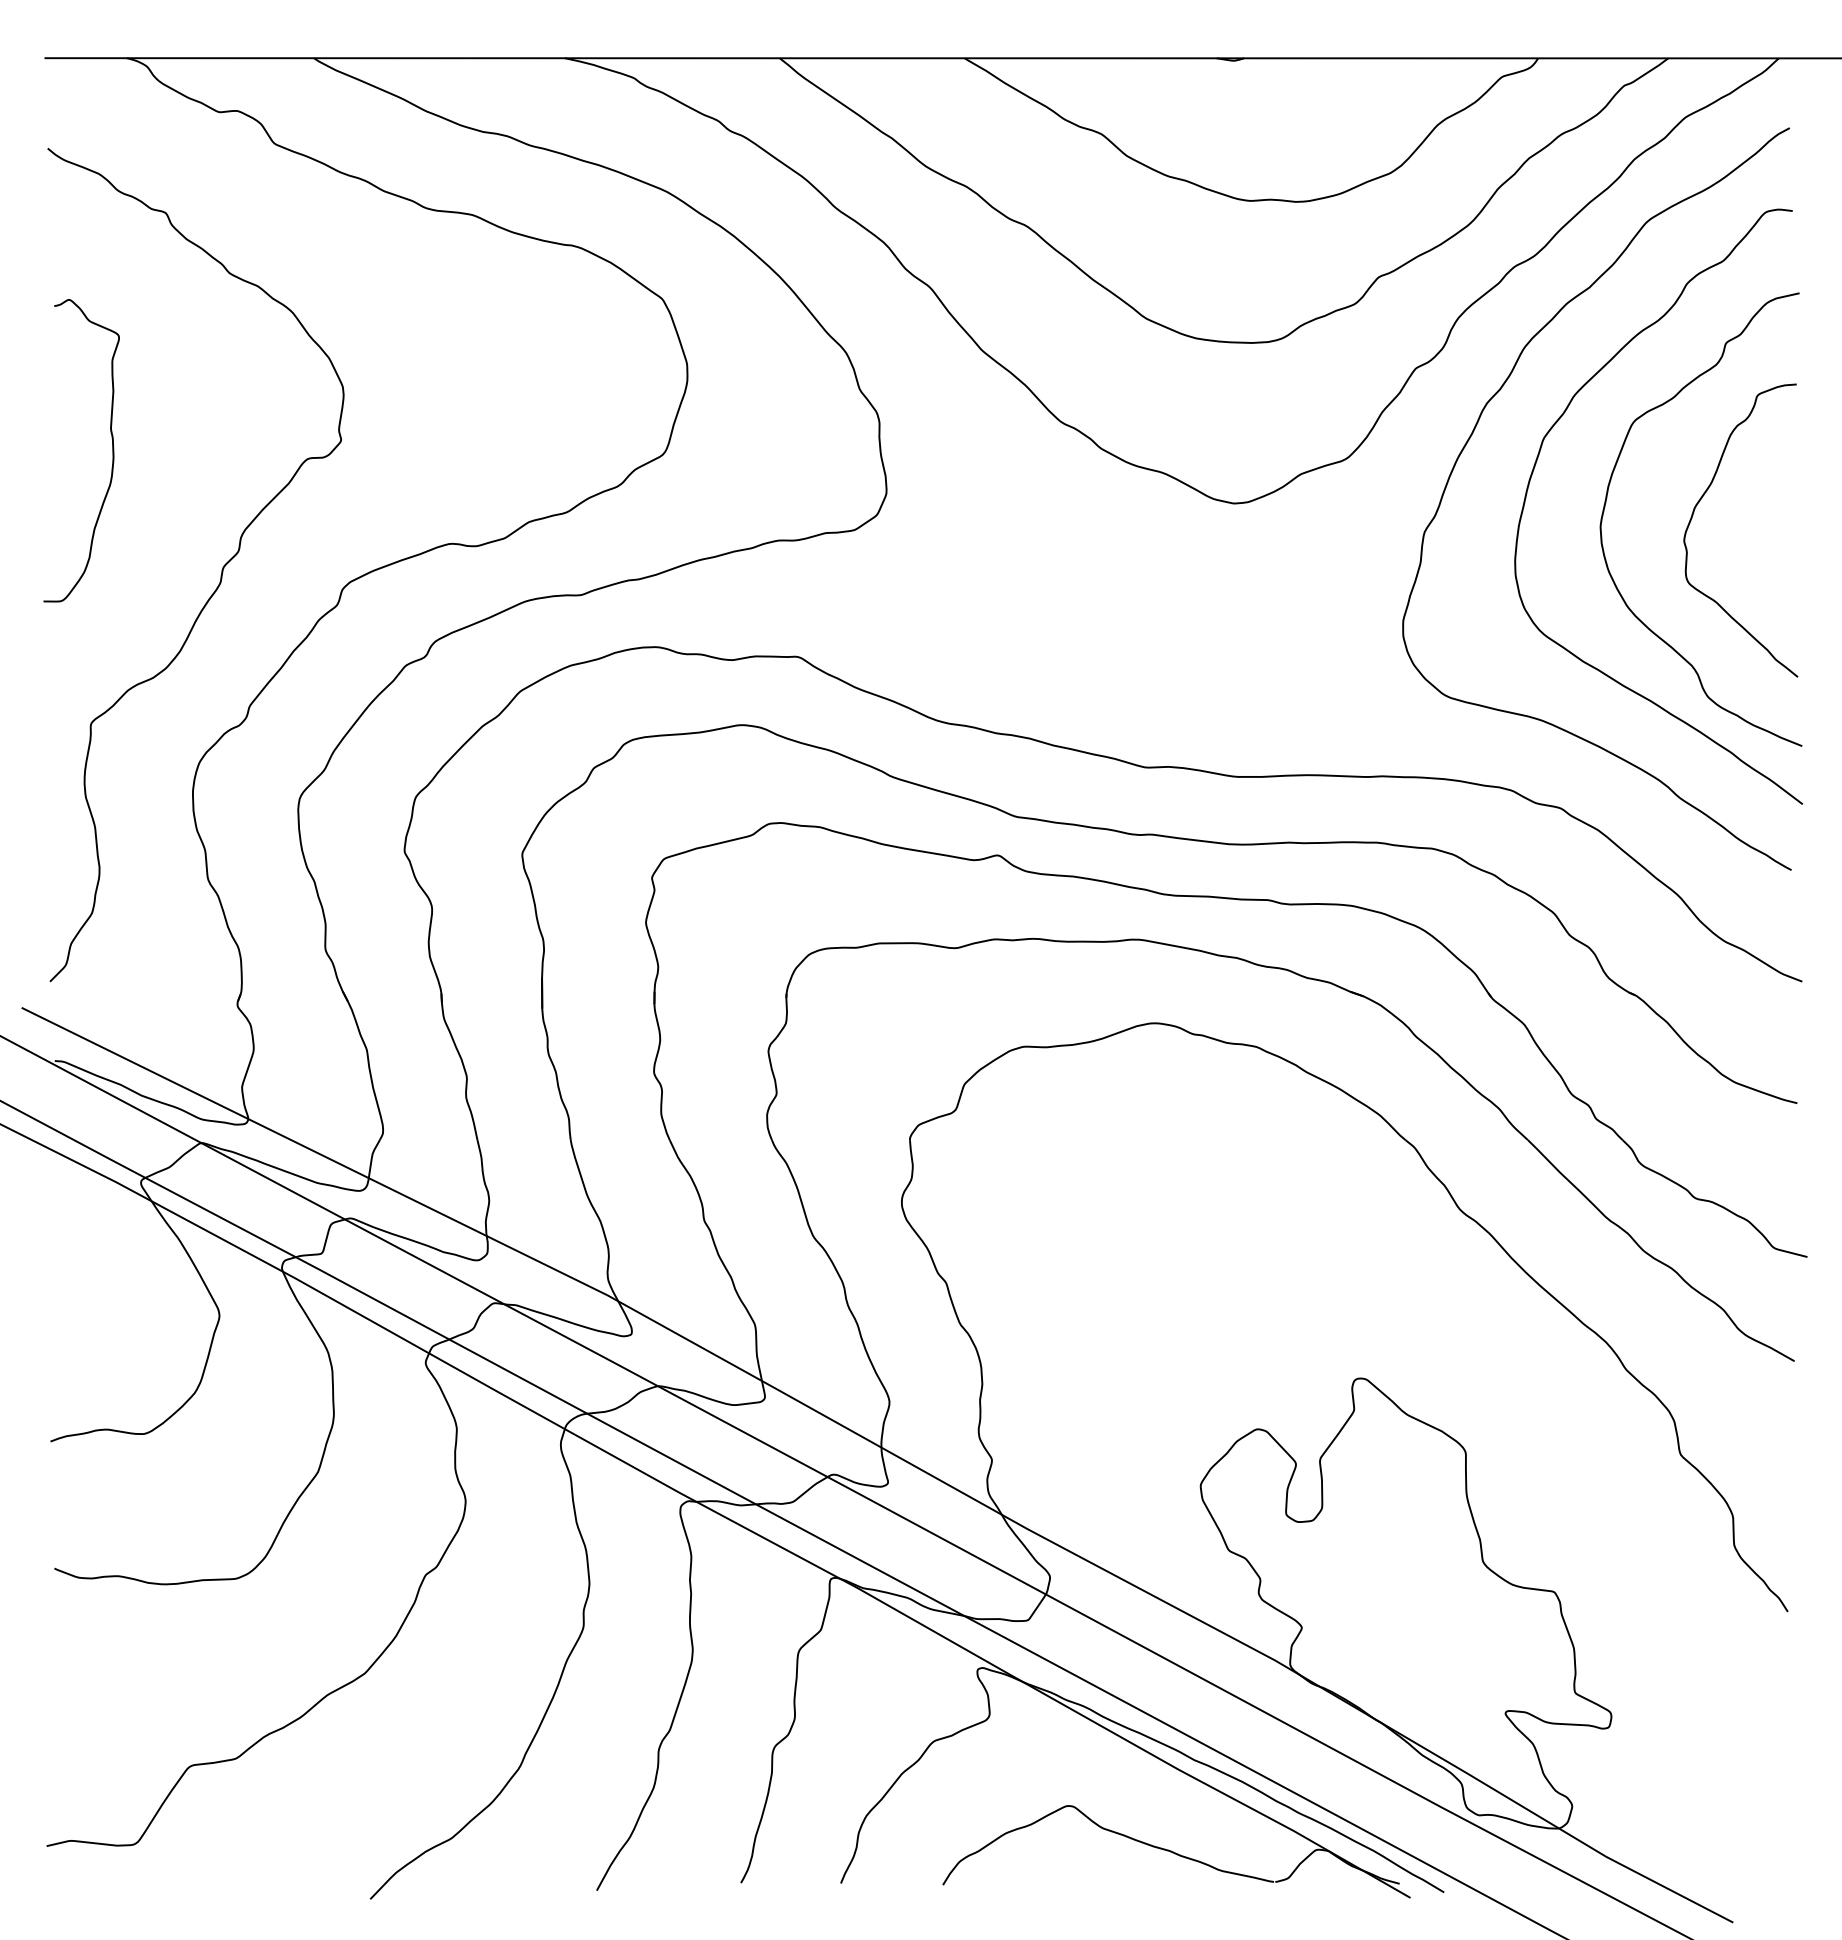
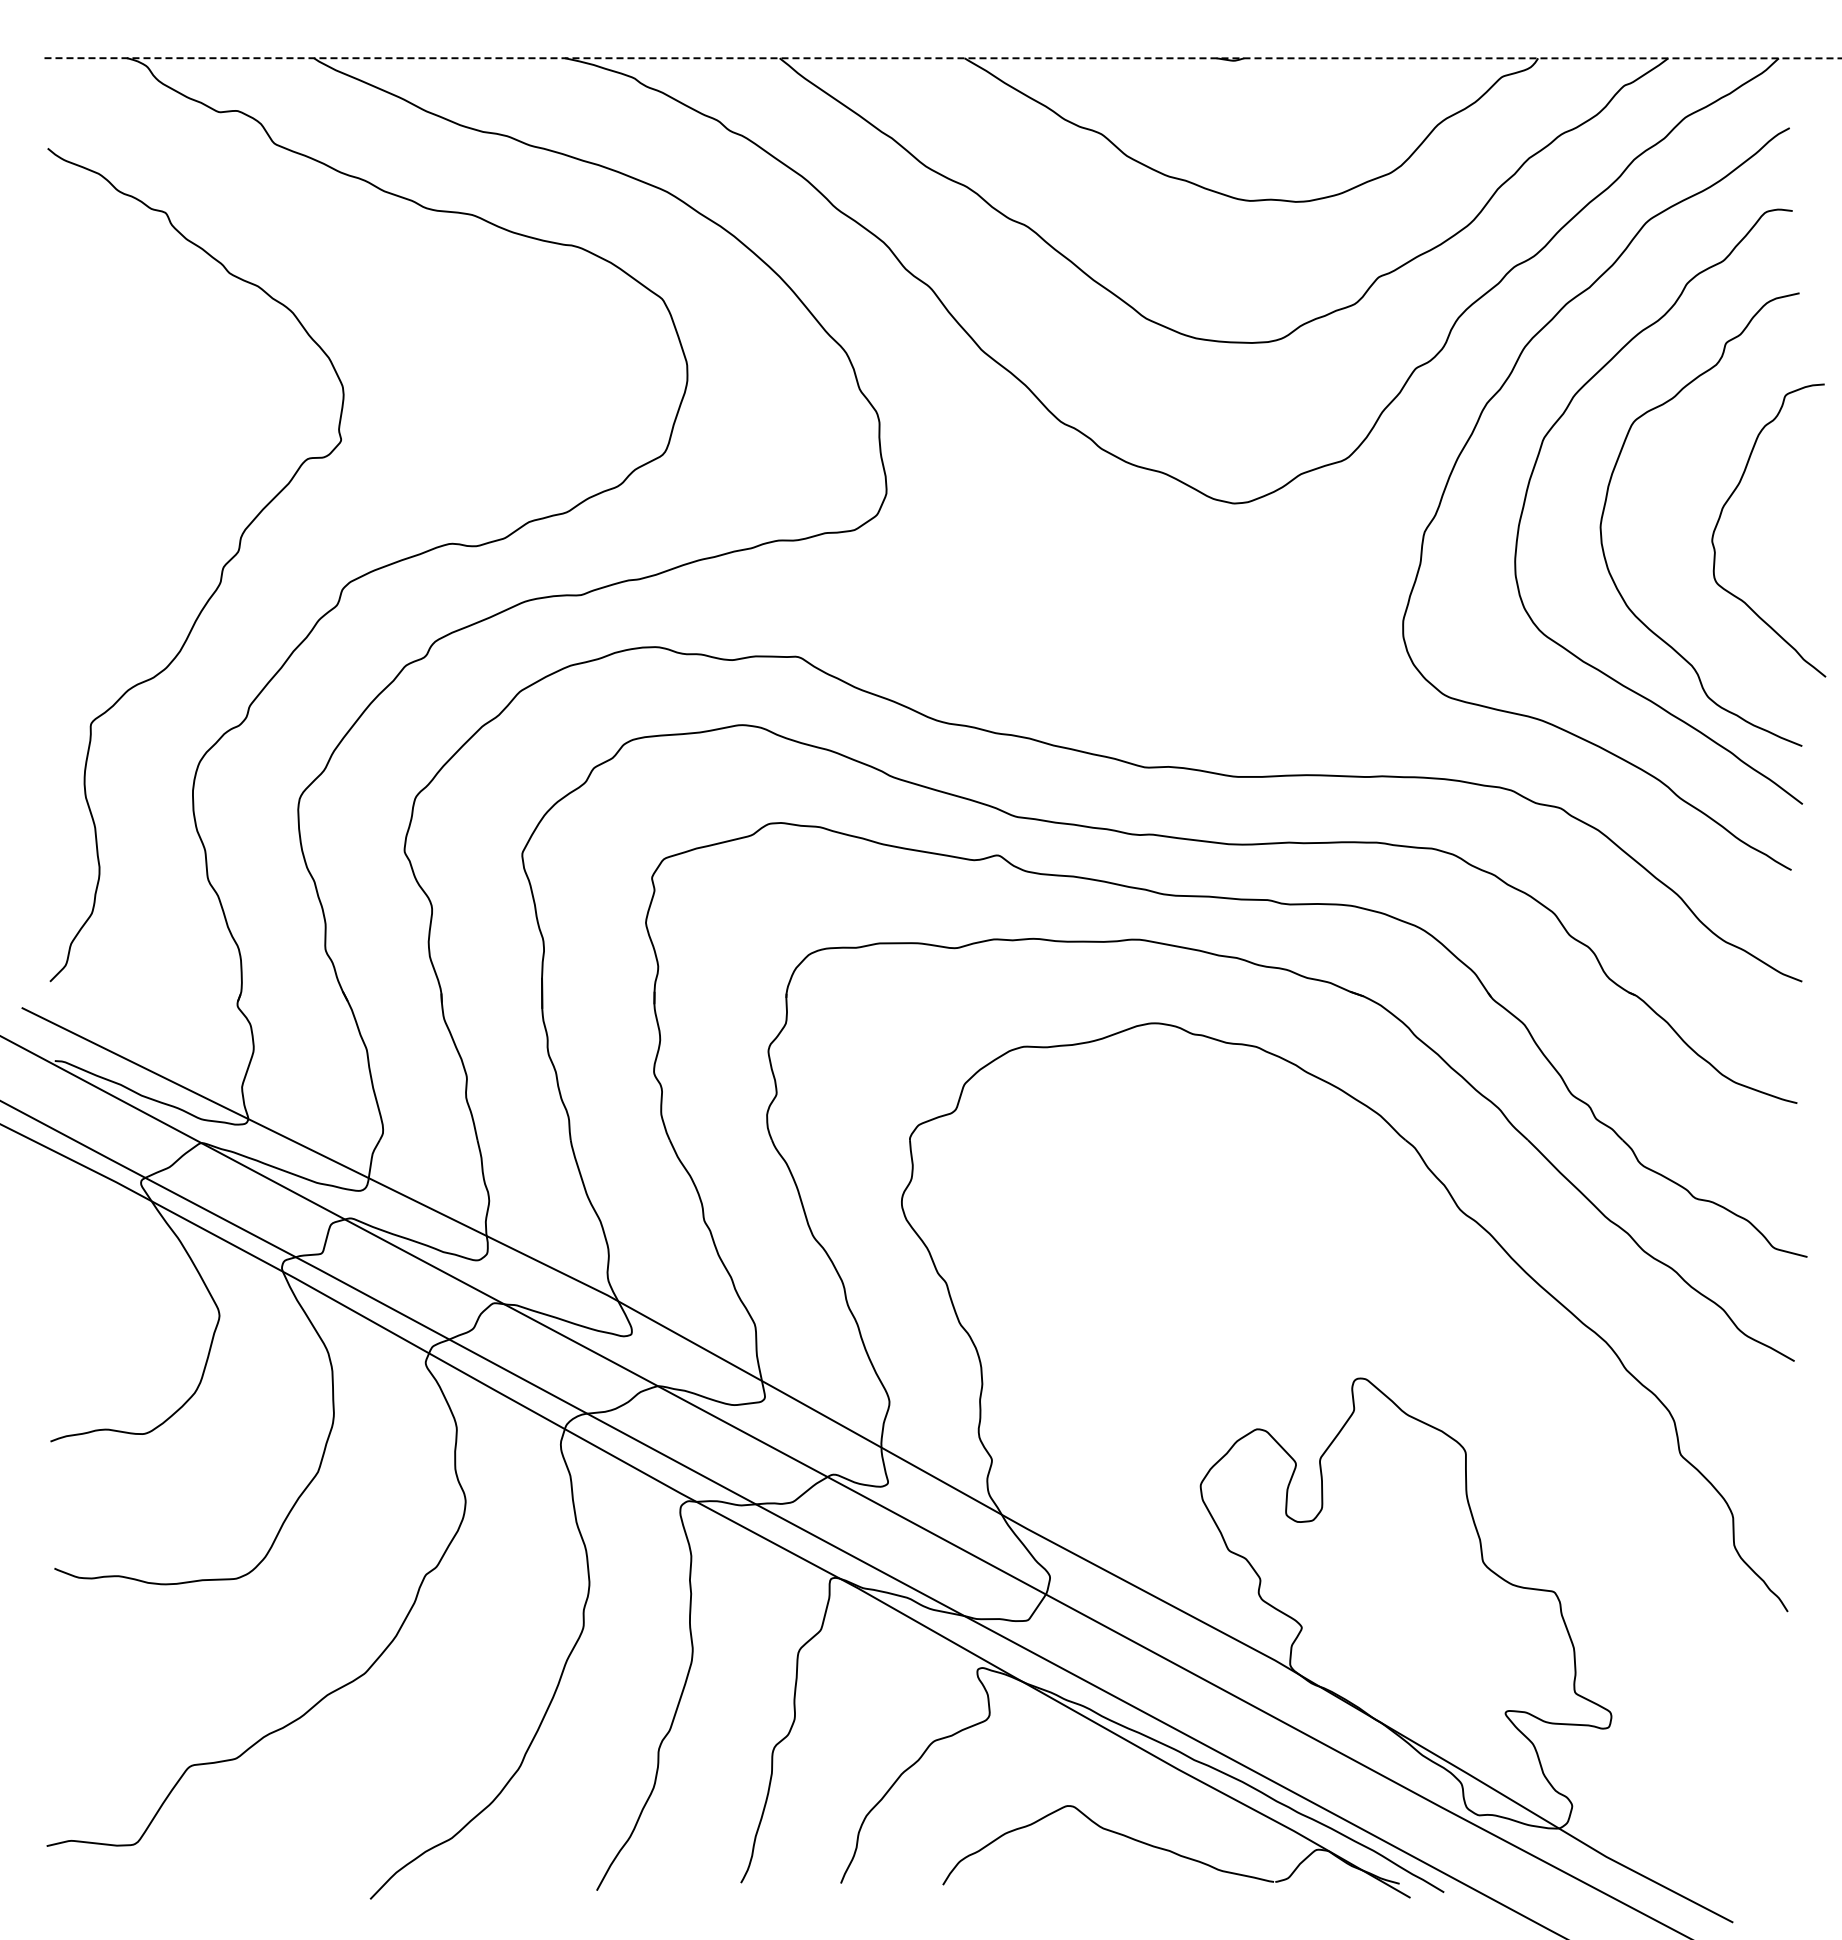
line: solid -> dashed (943, 58)
curve: present -> none (112, 450)
curve position: (1693, 515) -> (1721, 515) (1721, 515)
